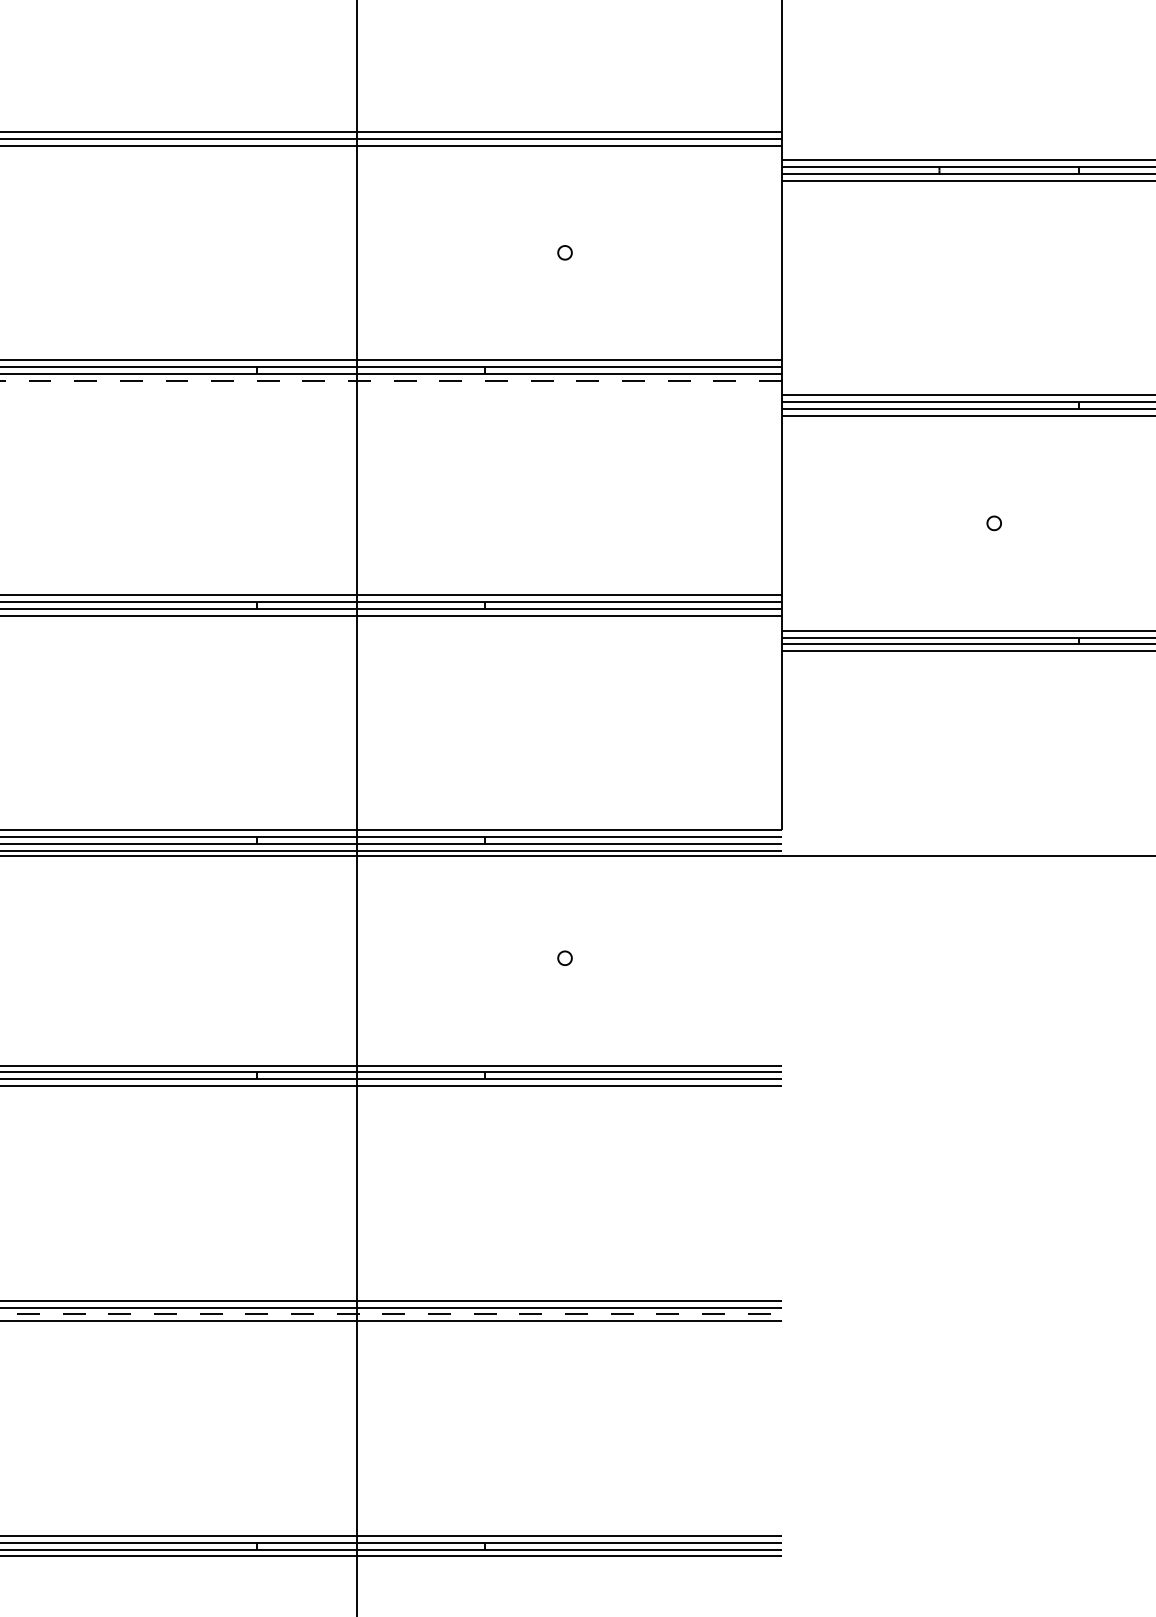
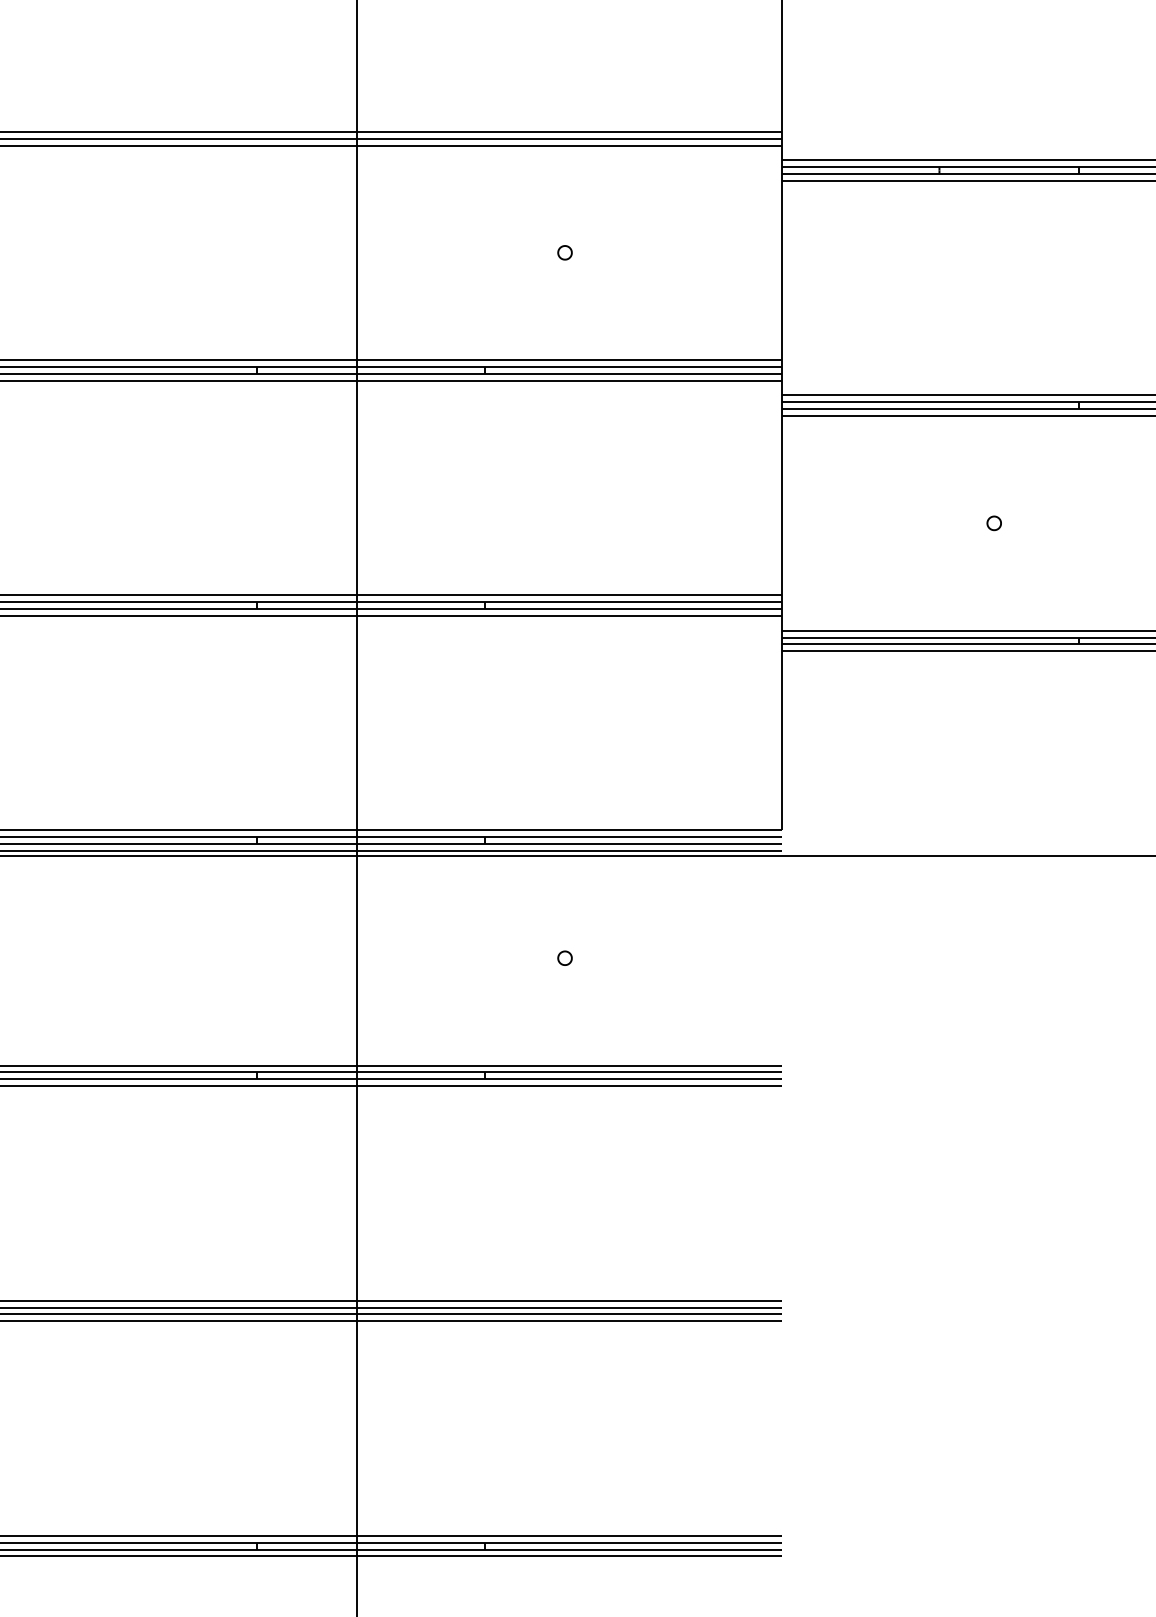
line: dashed -> solid (390, 380)
line: dashed -> solid (391, 1314)
